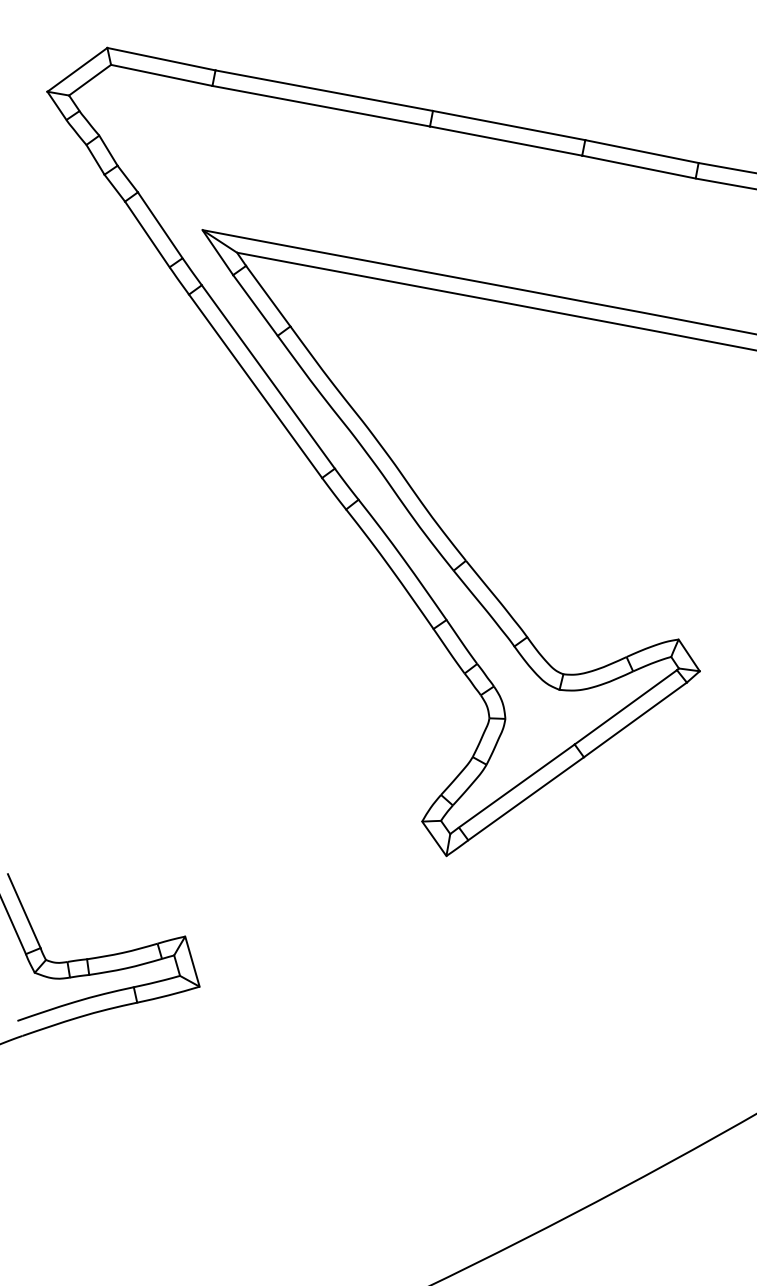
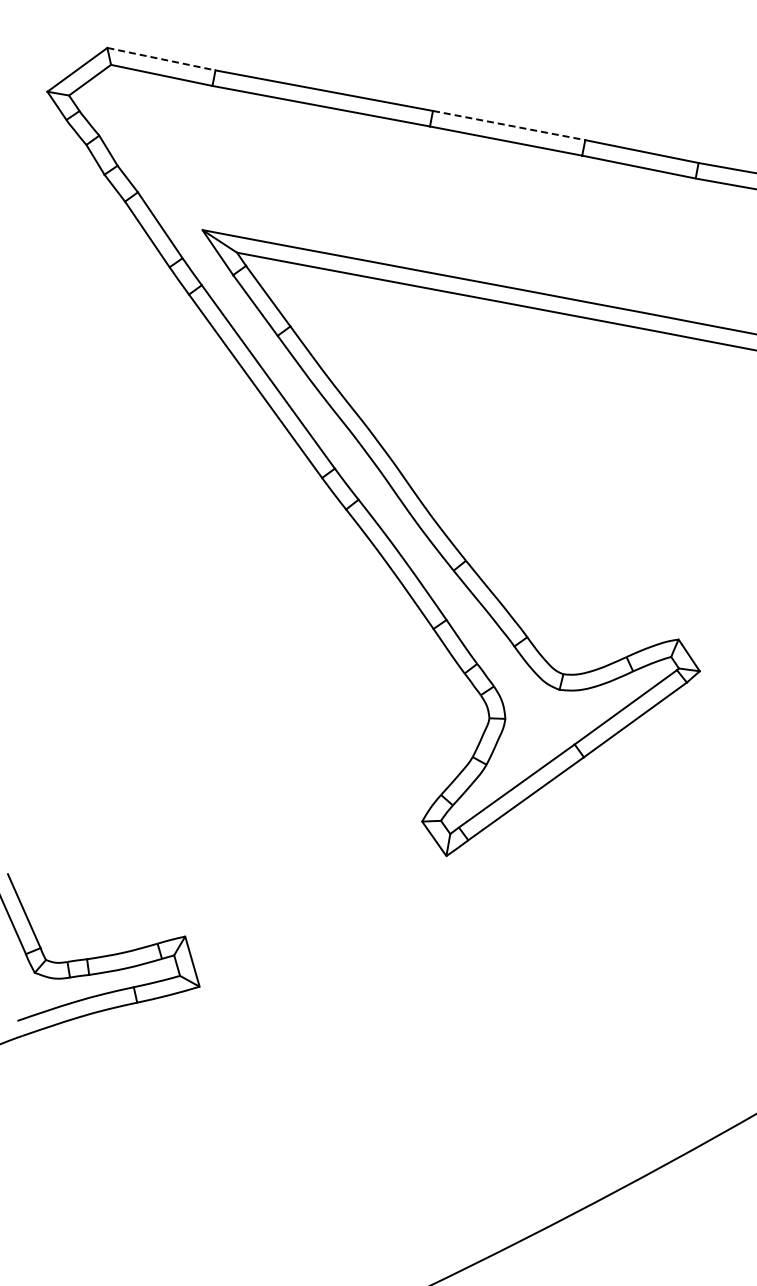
line: solid -> dashed (161, 59)
line: solid -> dashed (509, 125)
